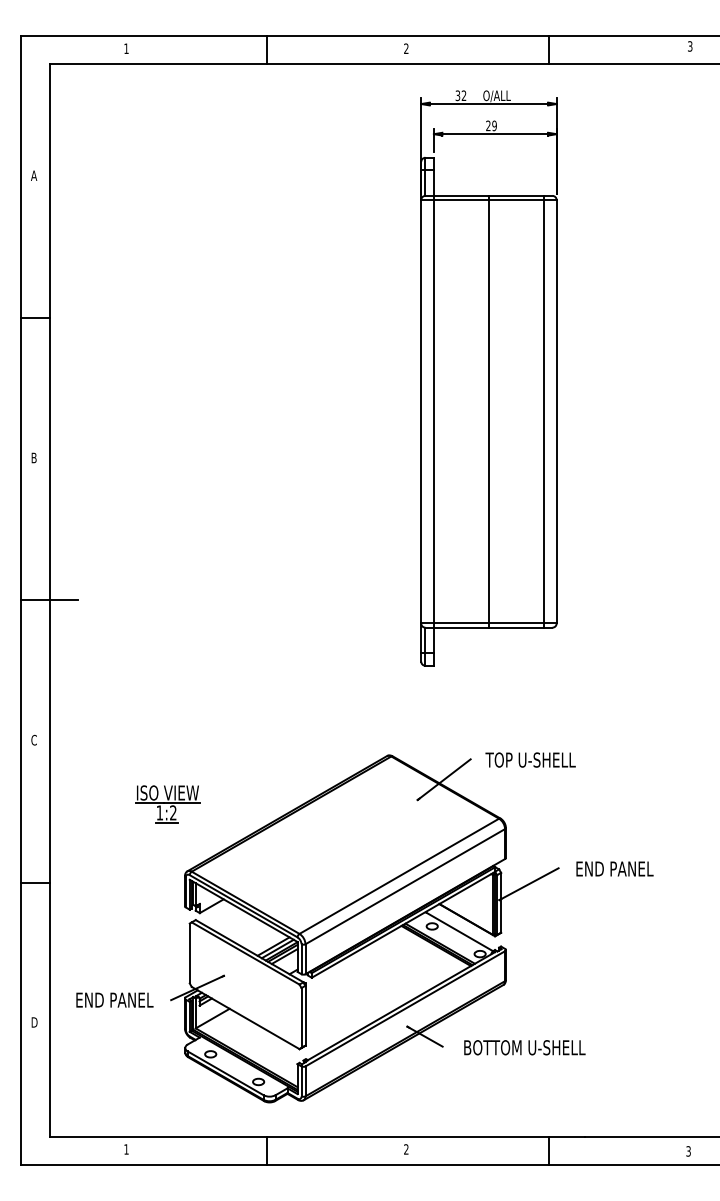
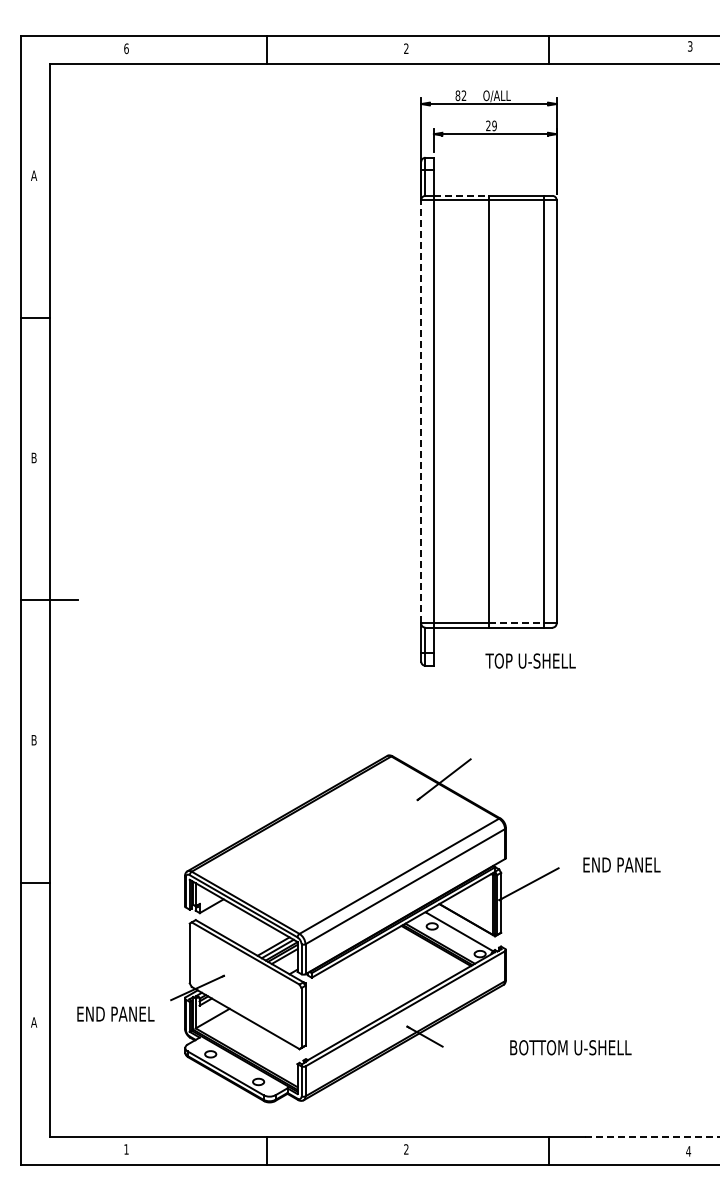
text: 1 -> 6 (126, 48)
text: 32 -> 82 (457, 95)
line: solid -> dashed (461, 195)
line: solid -> dashed (421, 411)
line: solid -> dashed (516, 623)
text: C -> B (33, 739)
text position: (530, 759) -> (530, 660) (530, 660)
part: present -> none (167, 804)
text position: (614, 868) -> (621, 864) (621, 864)
text position: (114, 999) -> (115, 1013) (115, 1013)
text: D -> A (34, 1022)
text position: (524, 1047) -> (570, 1047) (570, 1047)
line: solid -> dashed (652, 1136)
text: 3 -> 4 (688, 1151)
